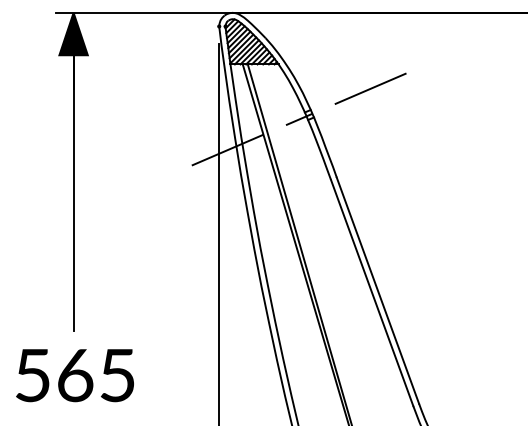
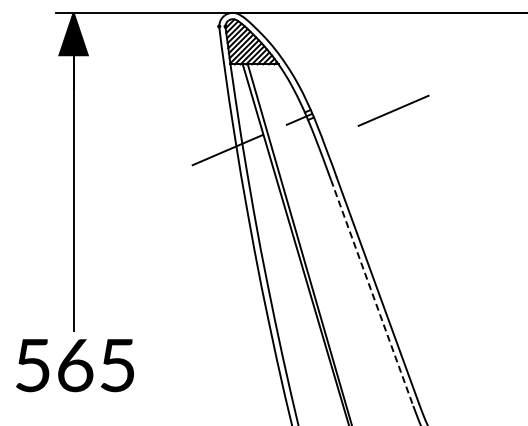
line position: (370, 88) -> (393, 110) (393, 110)
line: present -> none (219, 233)
line: solid -> dashed (372, 293)
text position: (74, 375) -> (74, 365) (74, 365)
